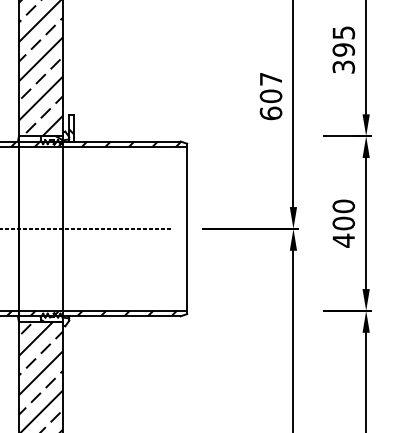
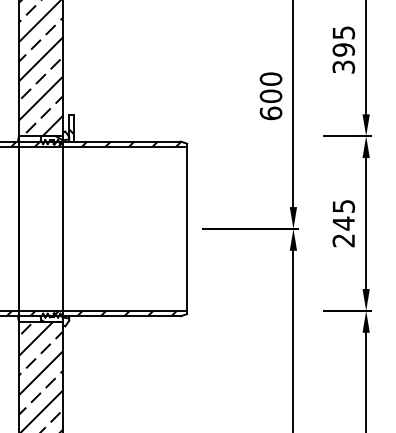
text: 607 -> 600 (270, 78)
text: 400 -> 245 (343, 223)
line: present -> none (86, 228)
